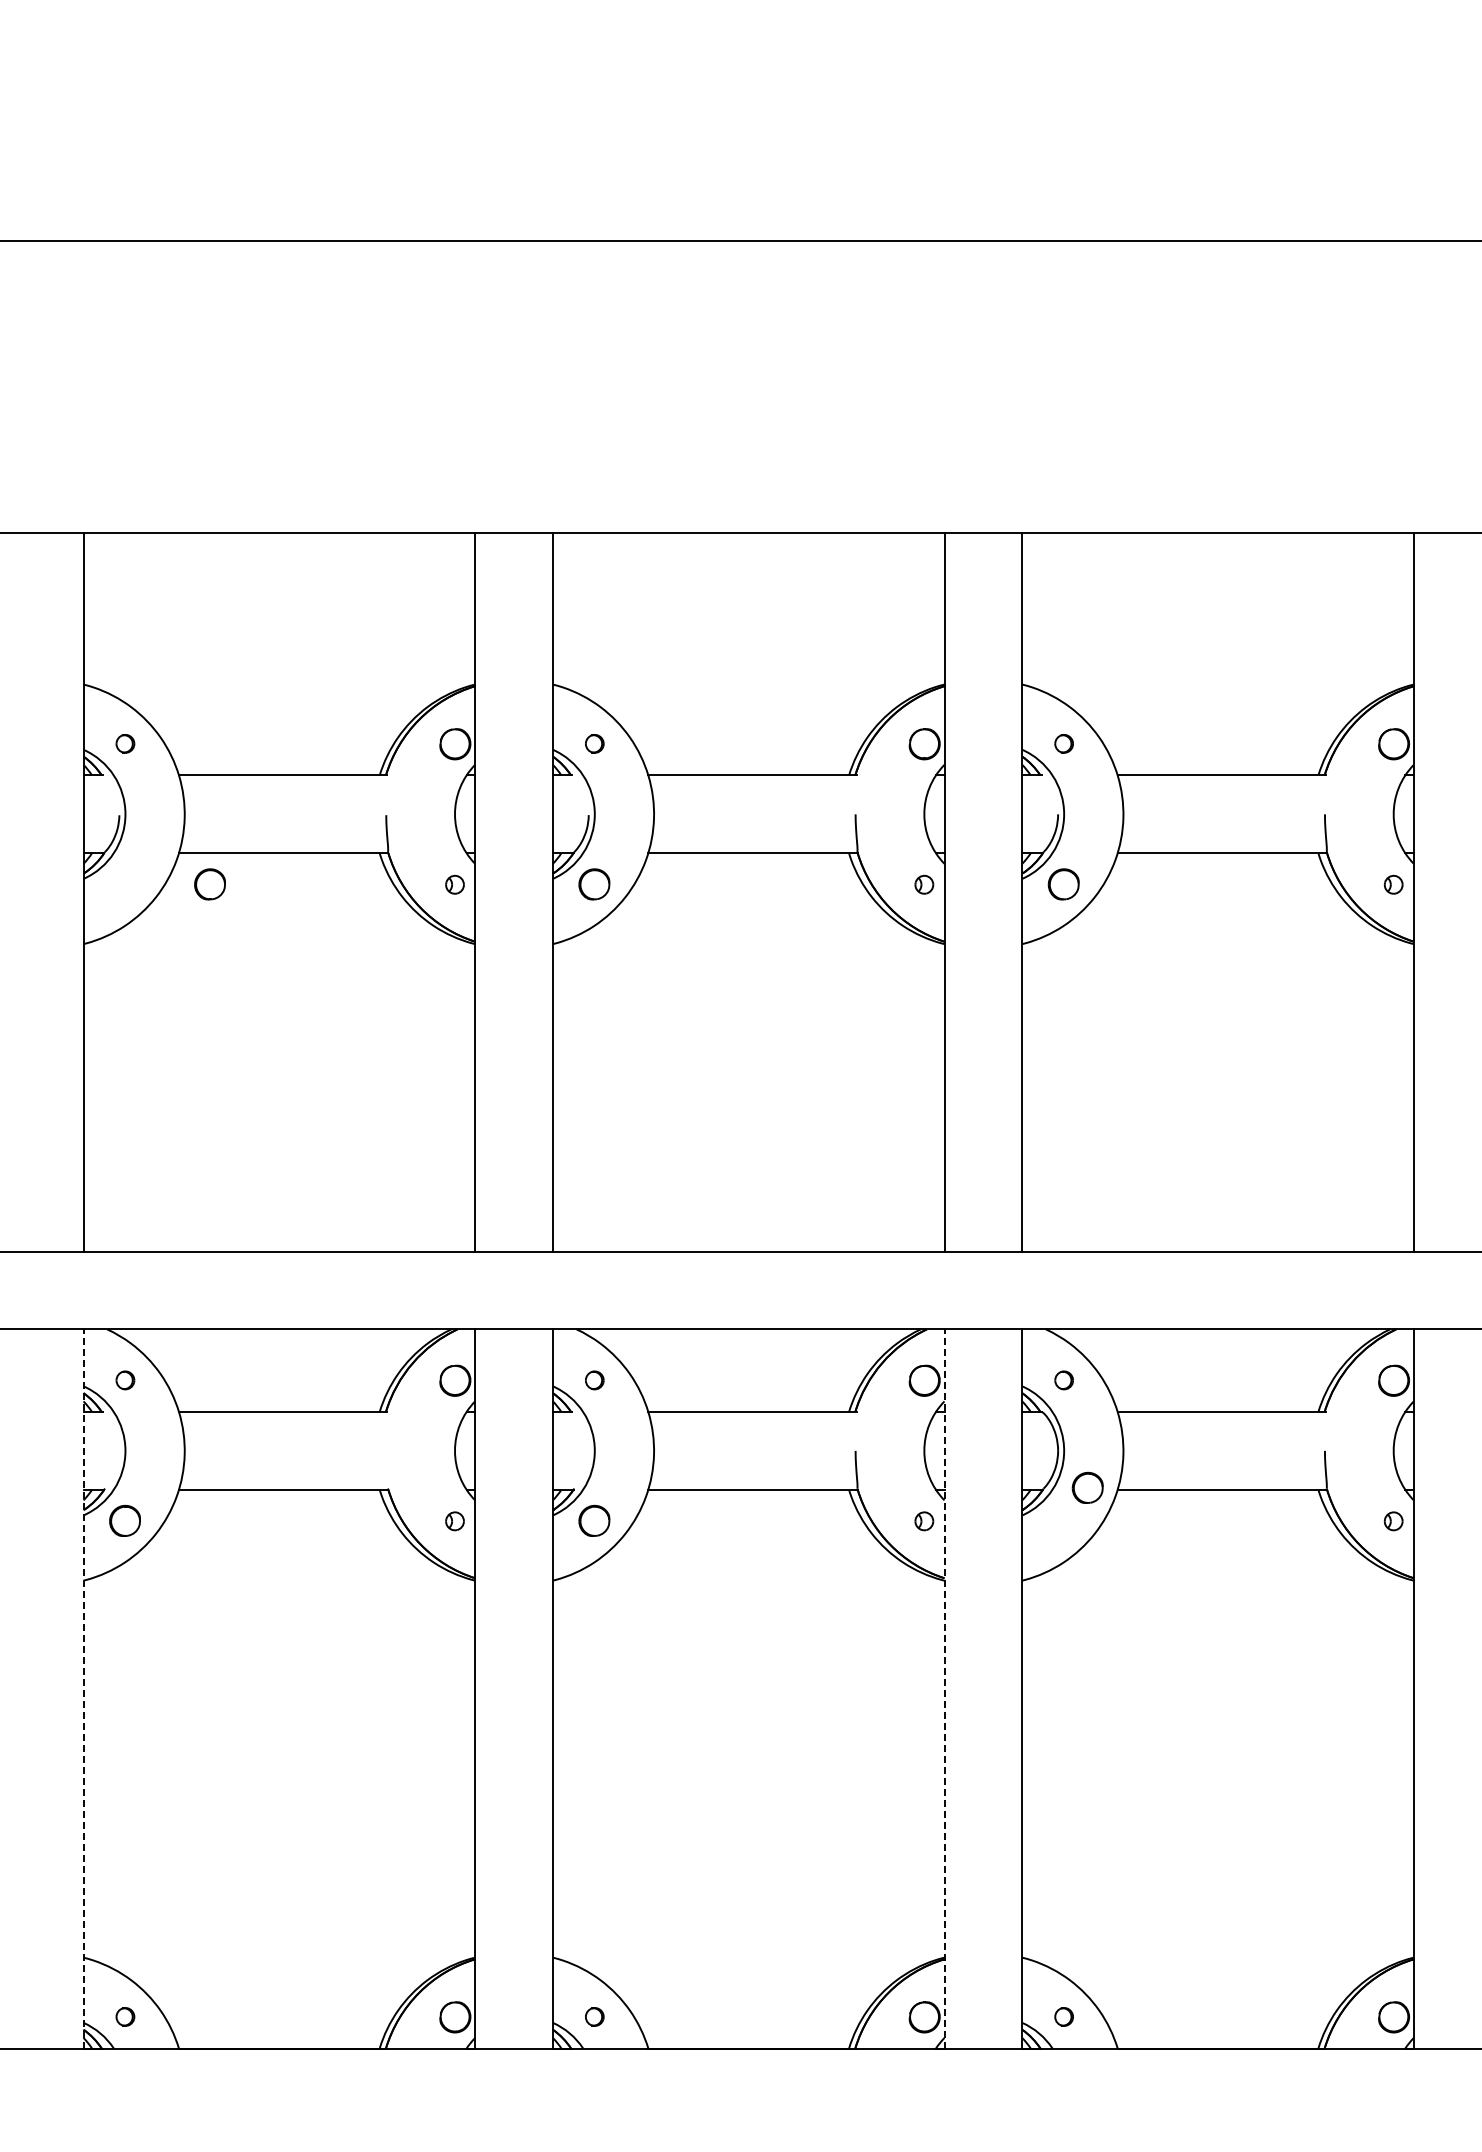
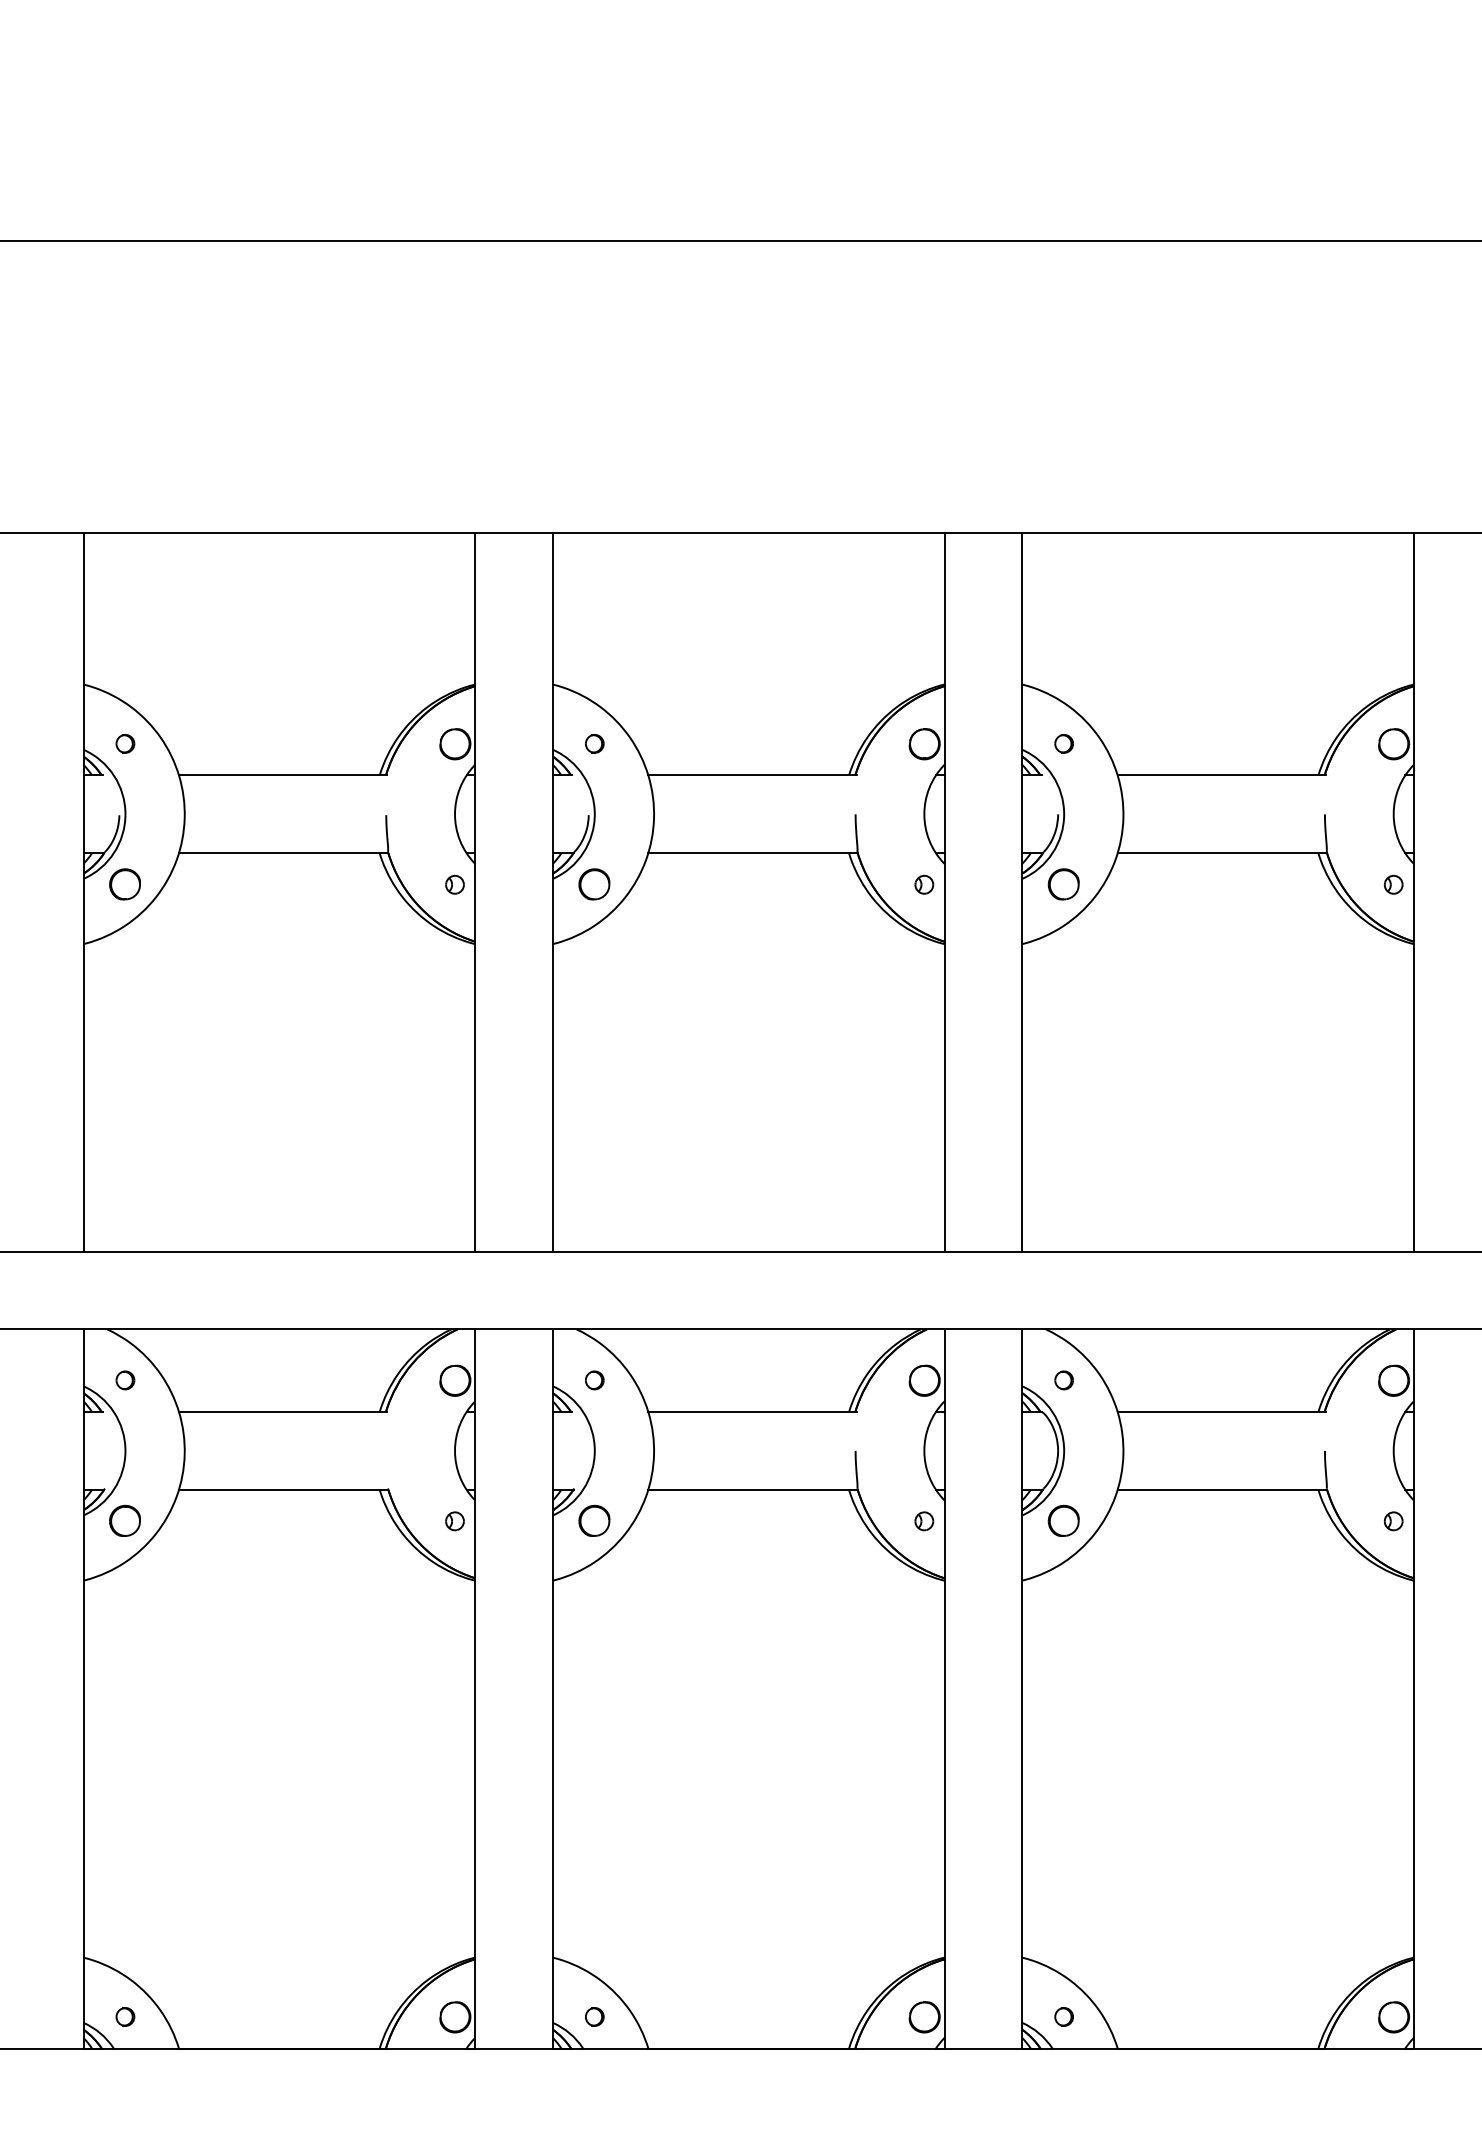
part position: (209, 884) -> (124, 884) (124, 884)
part position: (1087, 1487) -> (1063, 1520) (1063, 1520)
line: dashed -> solid (83, 1688)
line: dashed -> solid (944, 1688)
